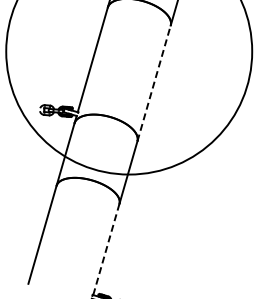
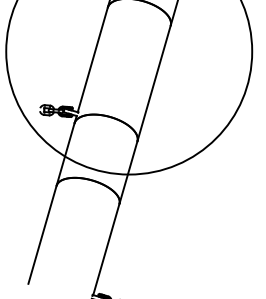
line: dashed -> solid (154, 82)
line: dashed -> solid (106, 249)
